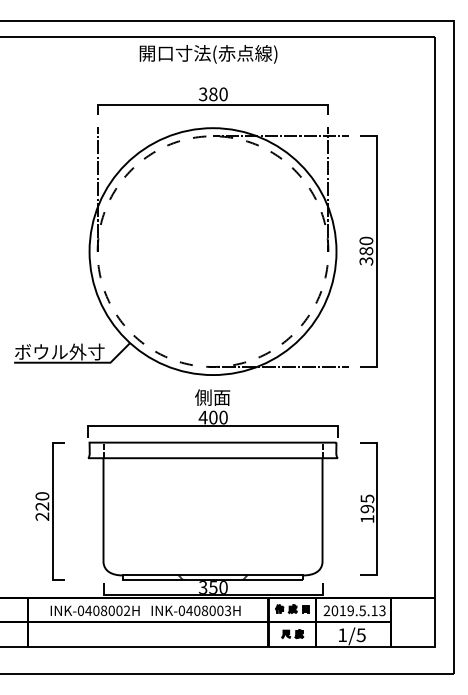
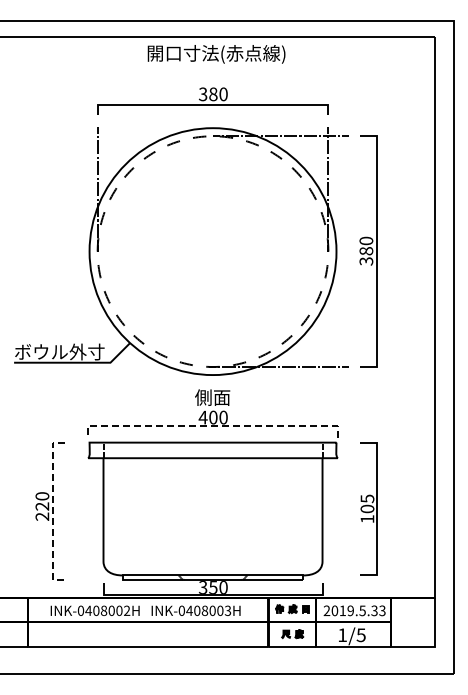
text position: (208, 54) -> (216, 54) (216, 54)
line: solid -> dashed (213, 425)
text: 195 -> 105 (367, 508)
line: solid -> dashed (52, 511)
text: 2019.5.13 -> 2019.5.33 (374, 610)
